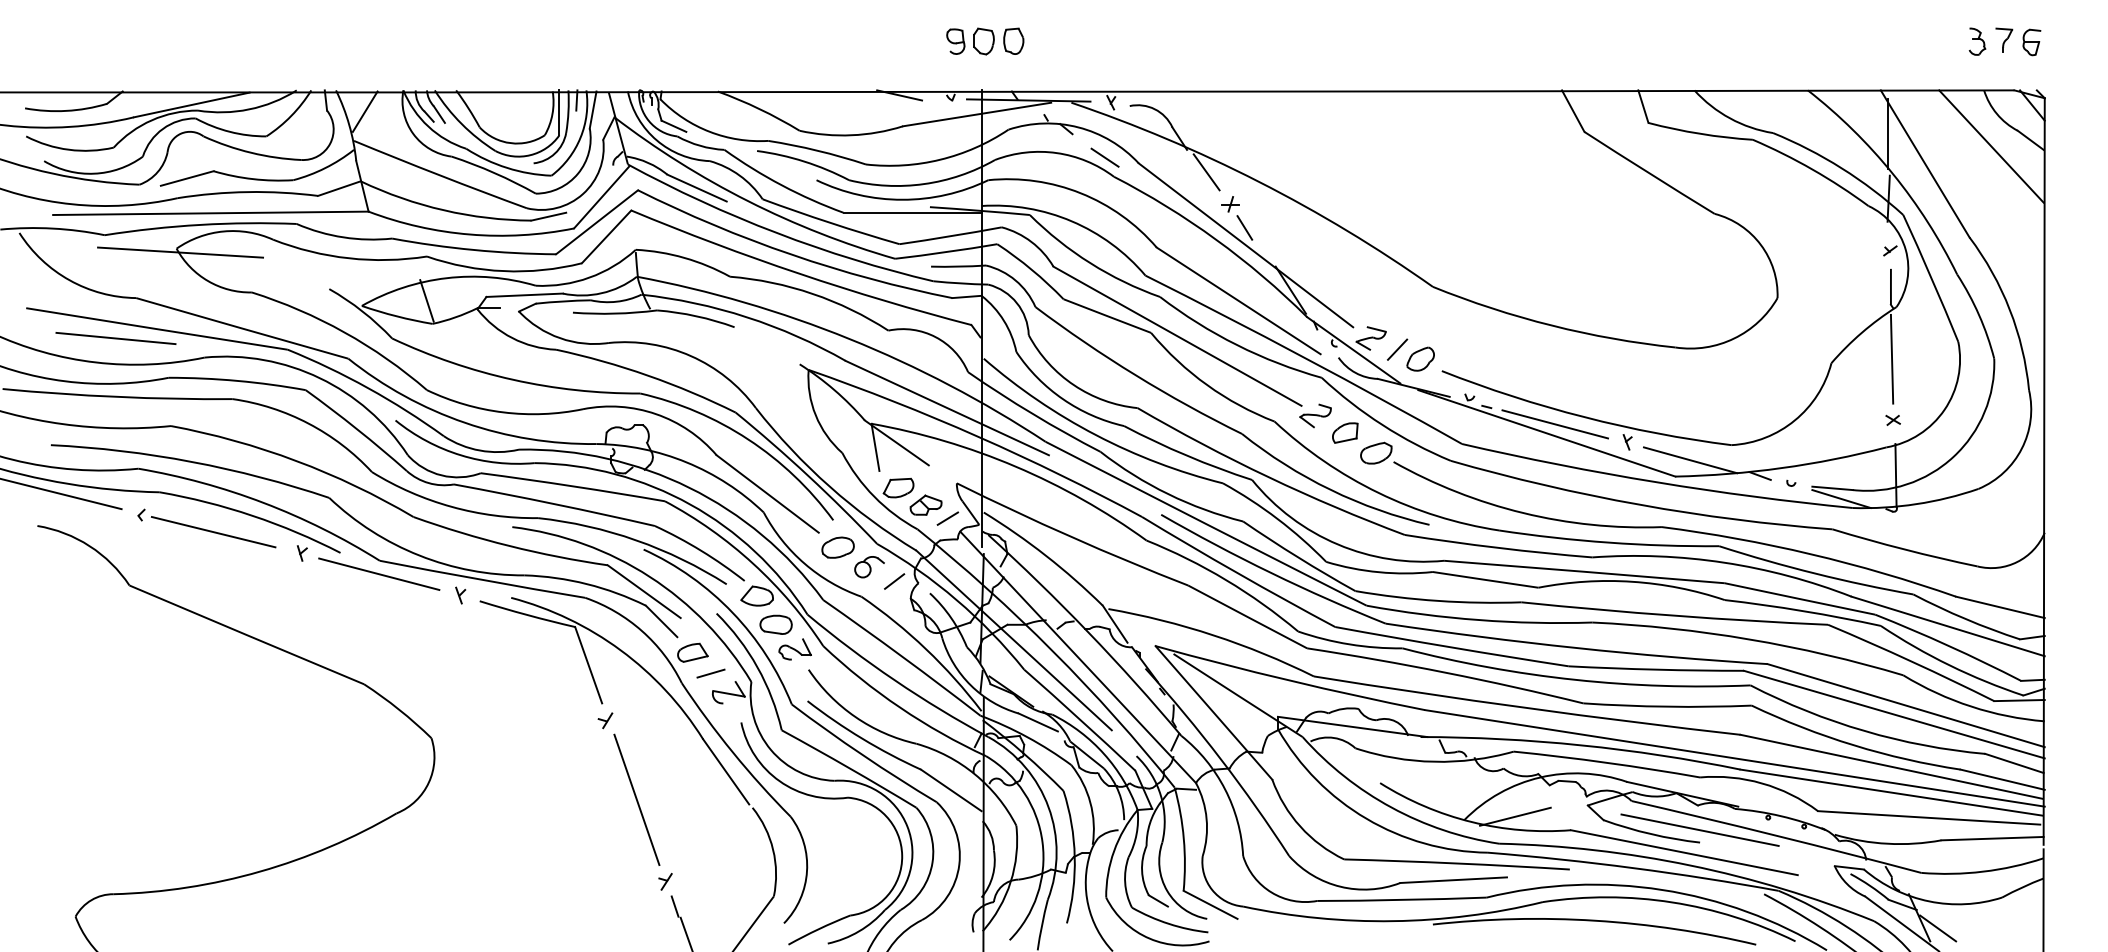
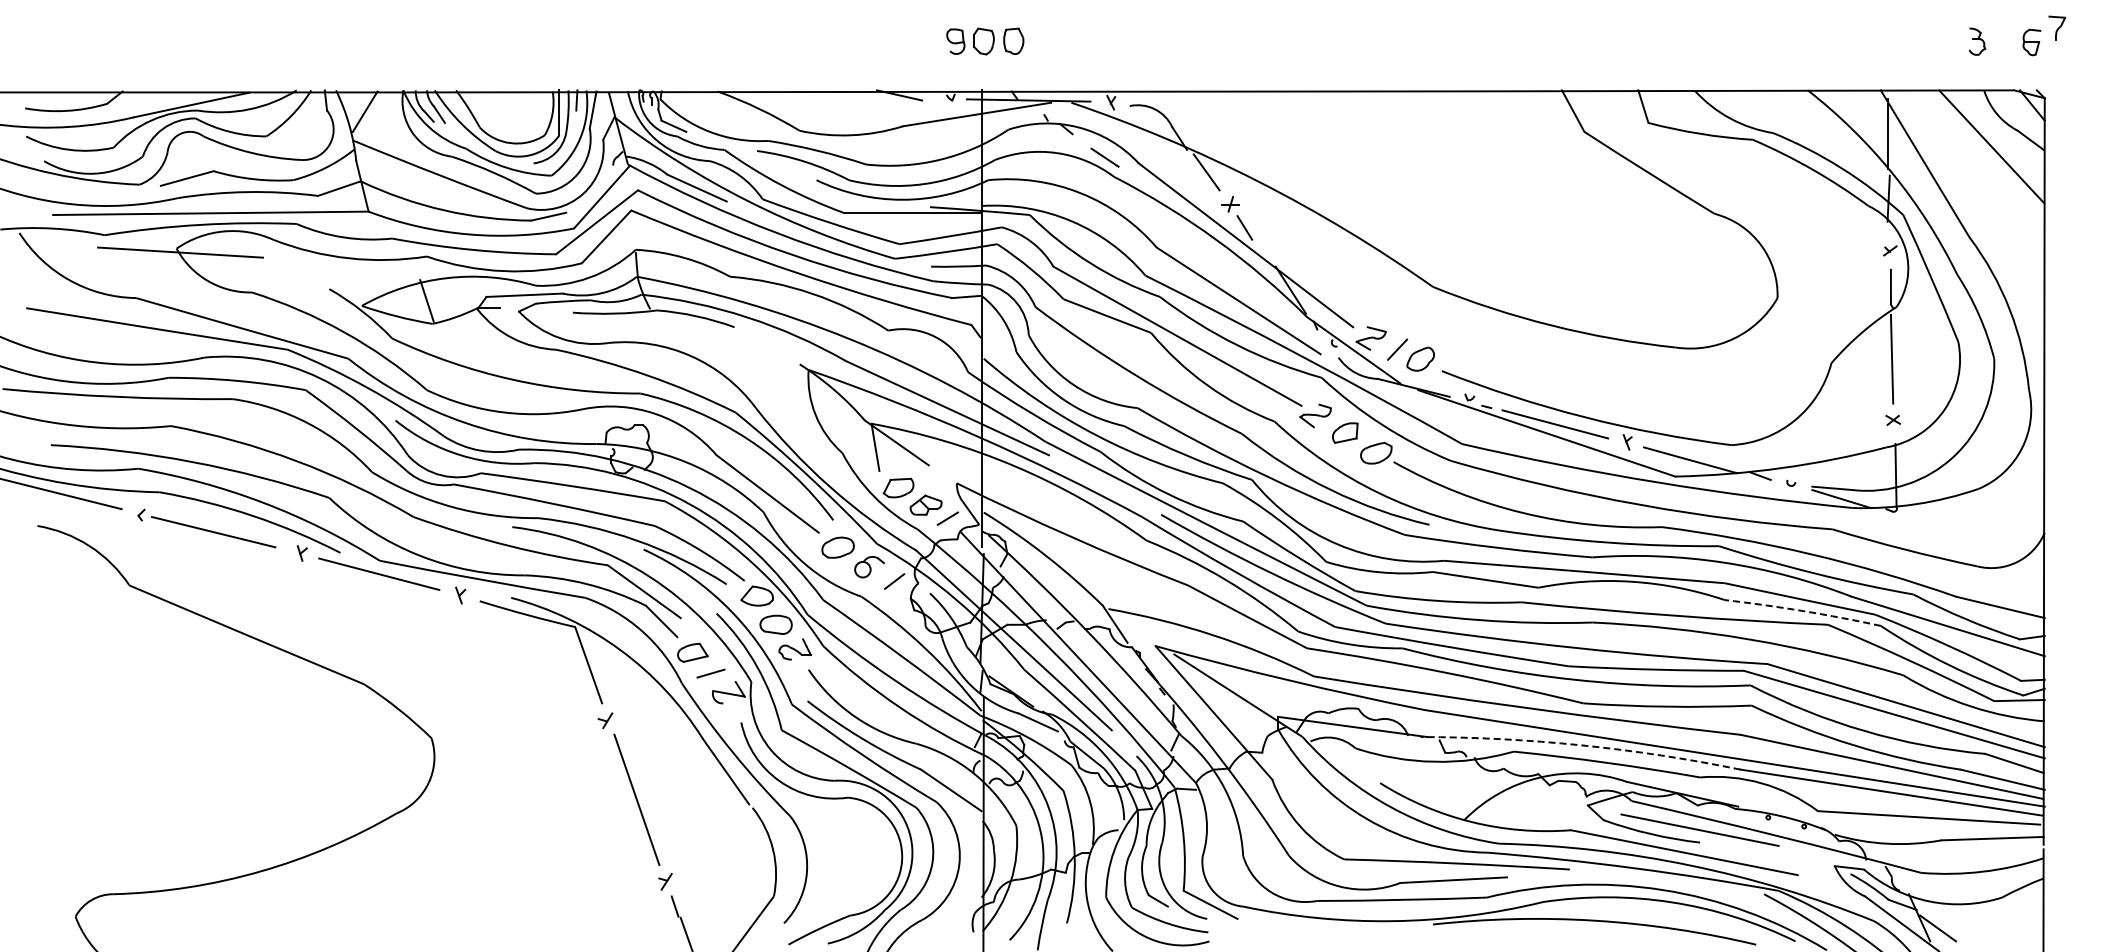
part position: (2004, 39) -> (2057, 27) (2057, 27)
line: present -> none (115, 338)
arc: solid -> dashed (1803, 611)
arc: solid -> dashed (1581, 745)
line: present -> none (1515, 816)
